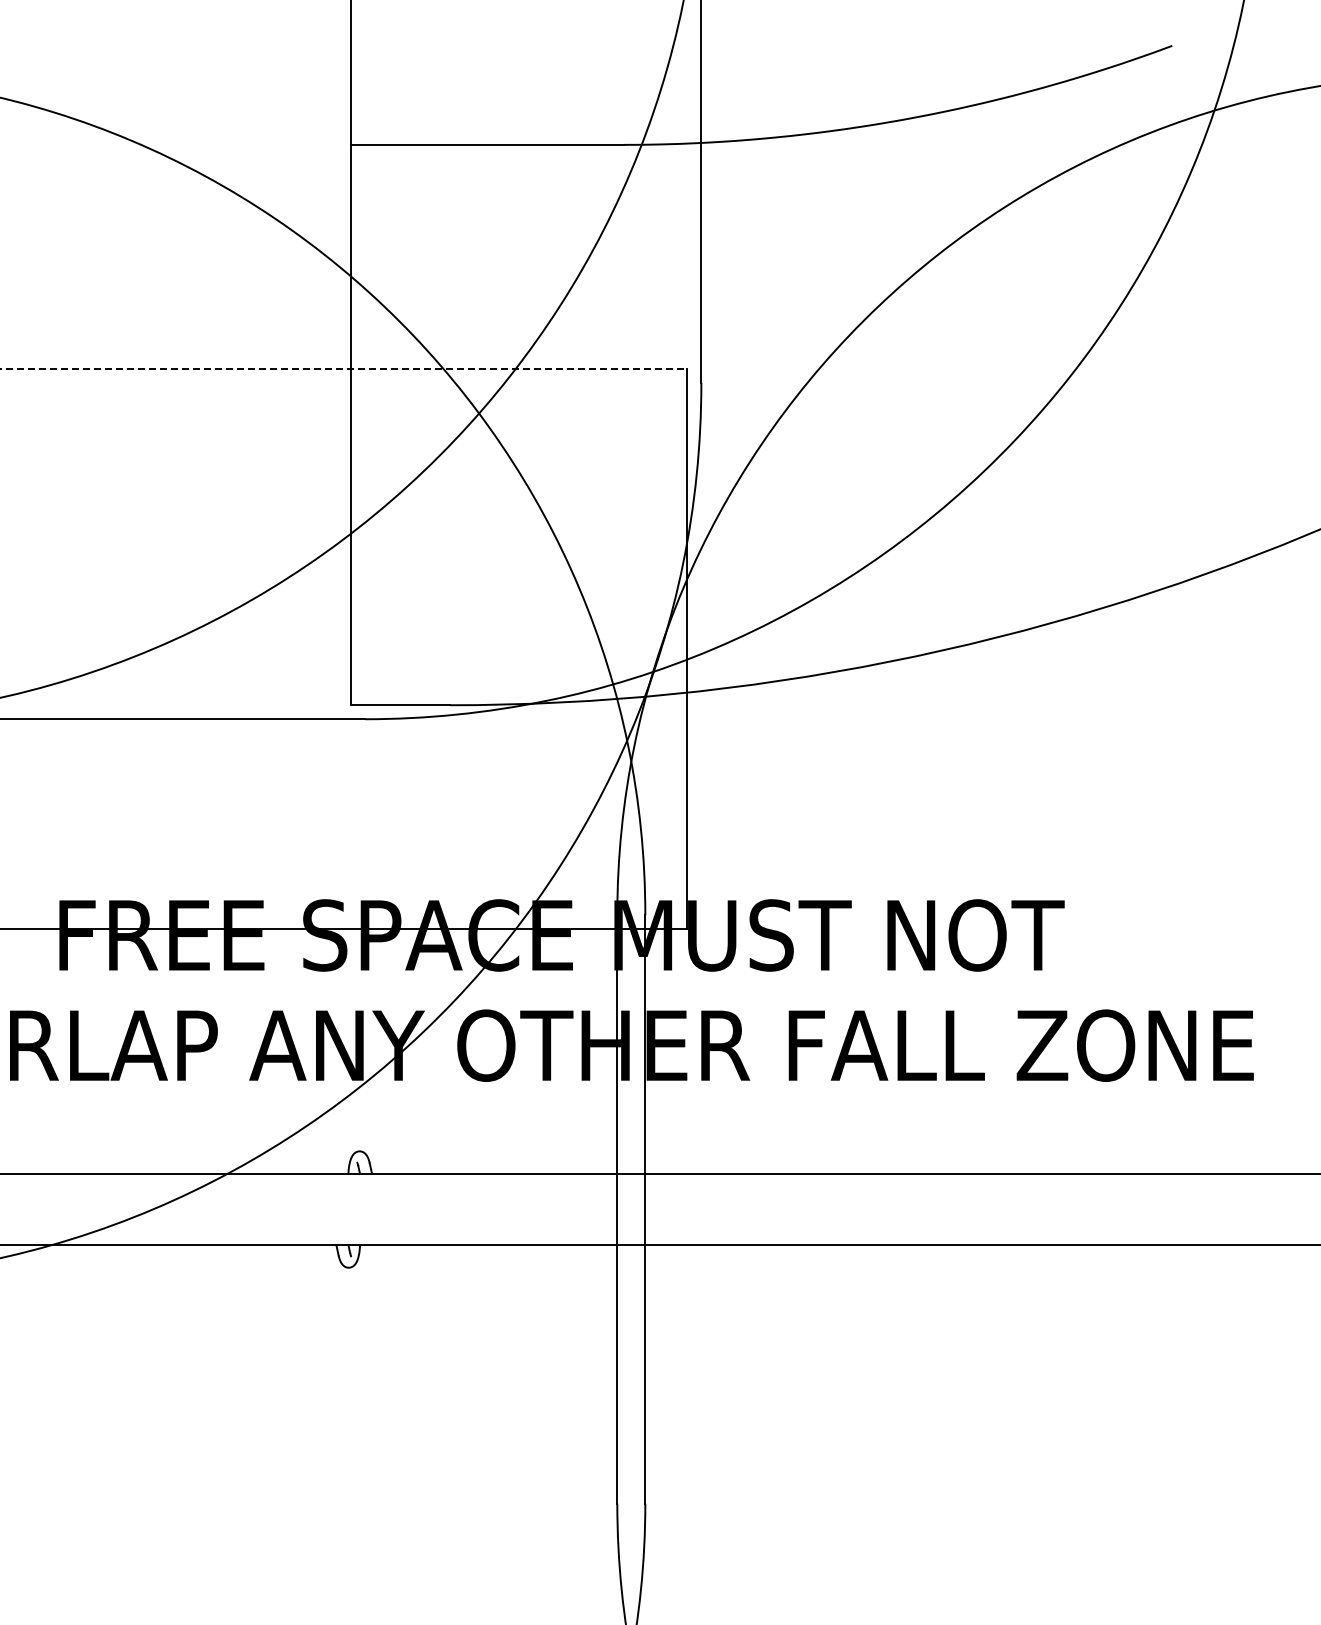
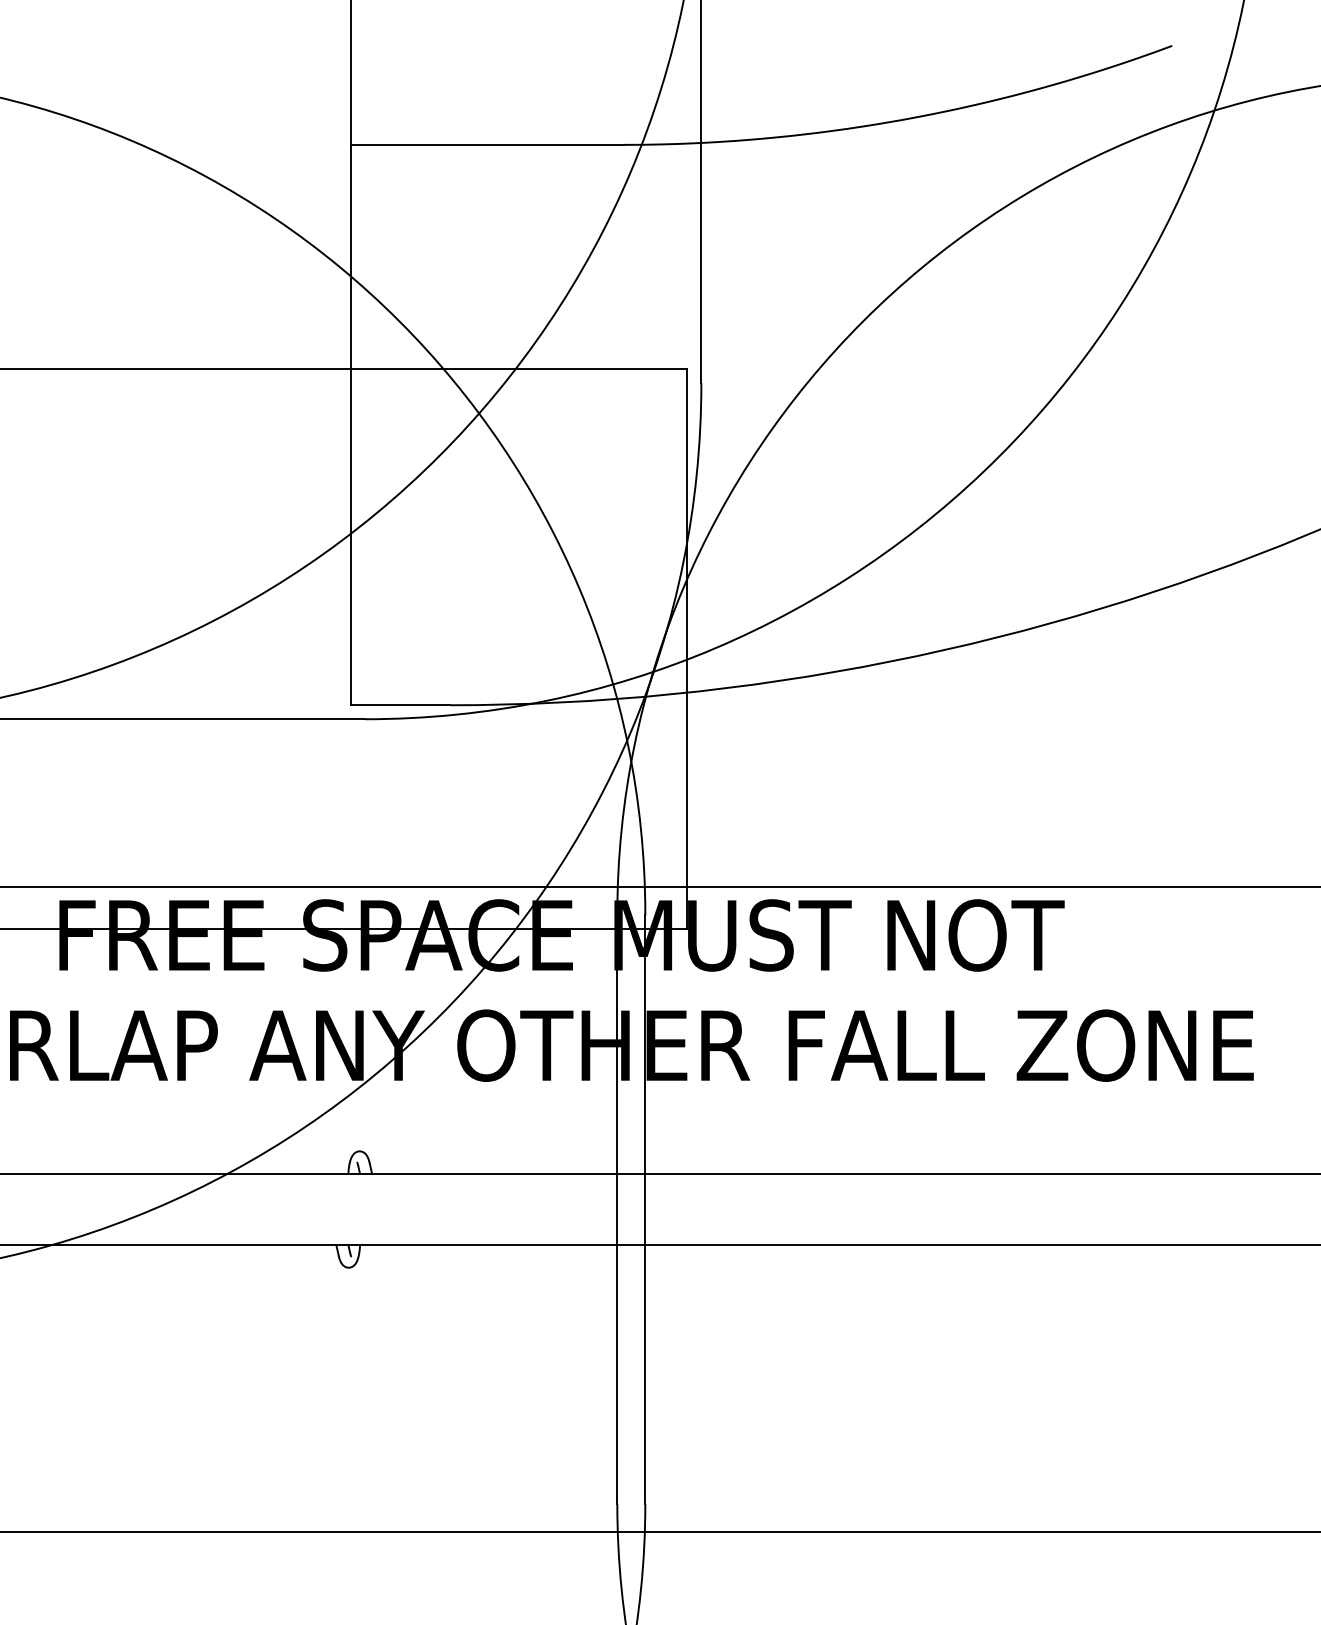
line: dashed -> solid (344, 369)
line: none -> present (659, 887)
line: none -> present (659, 1531)
